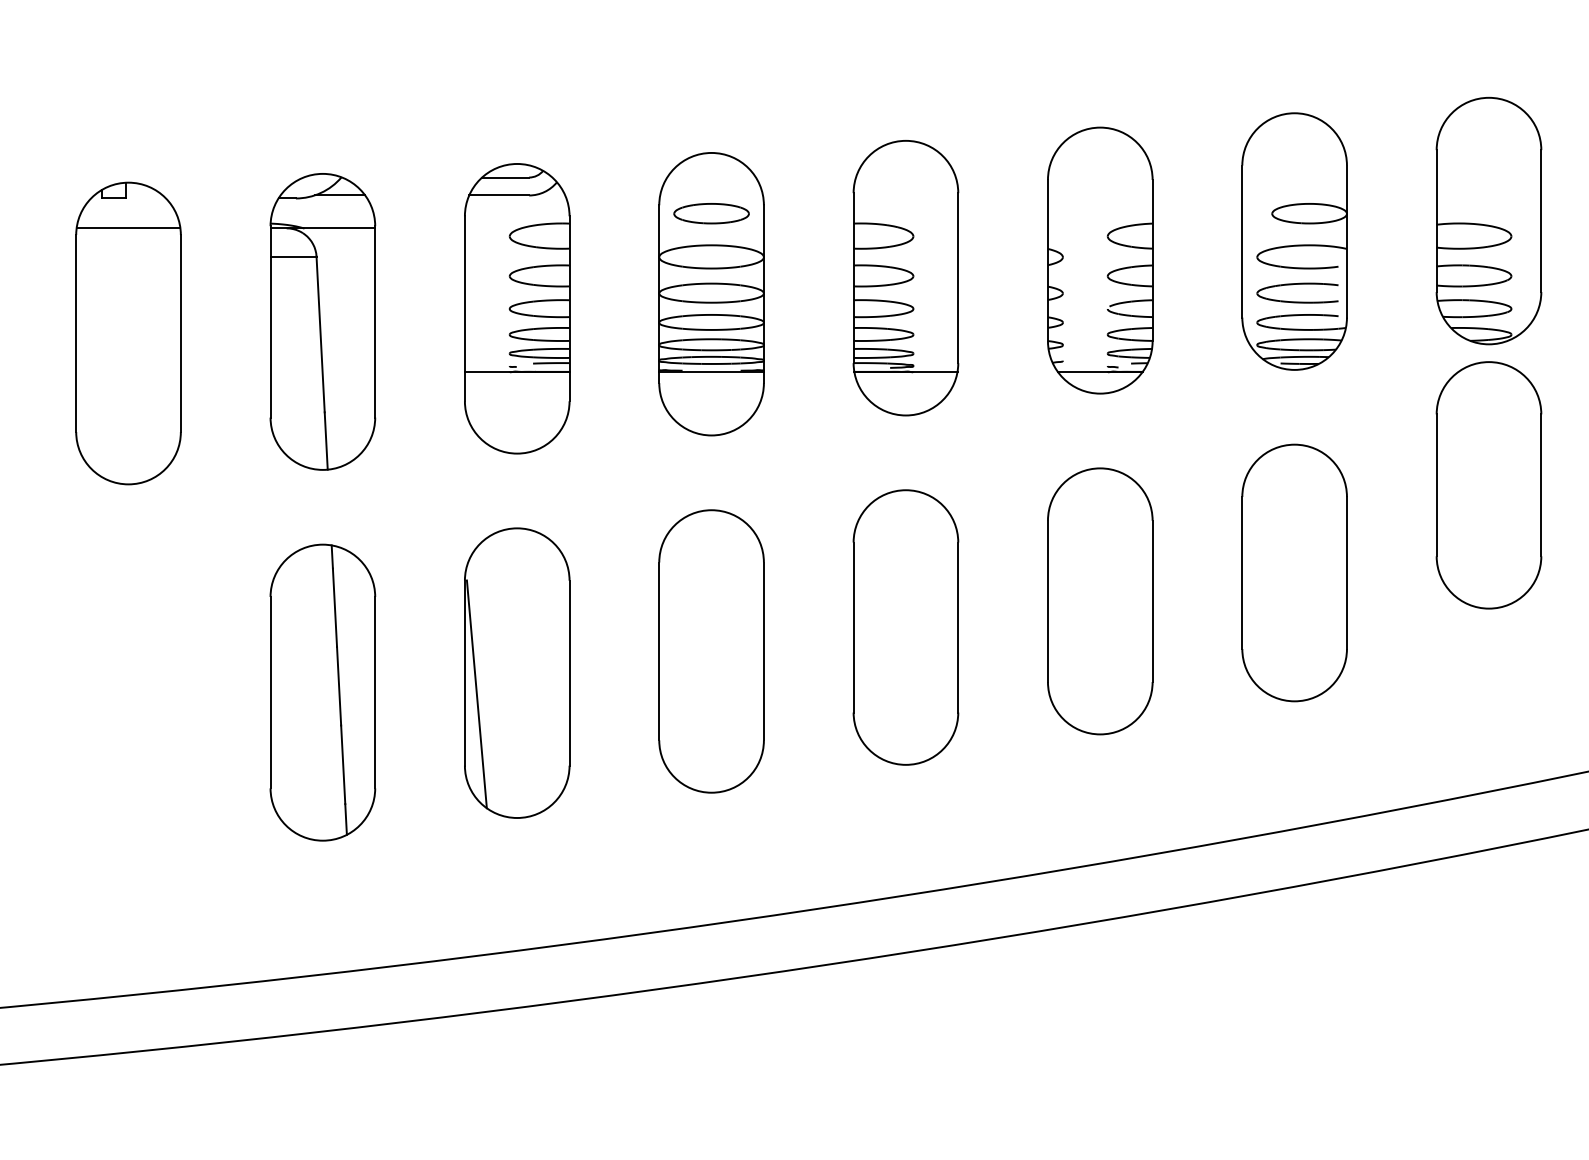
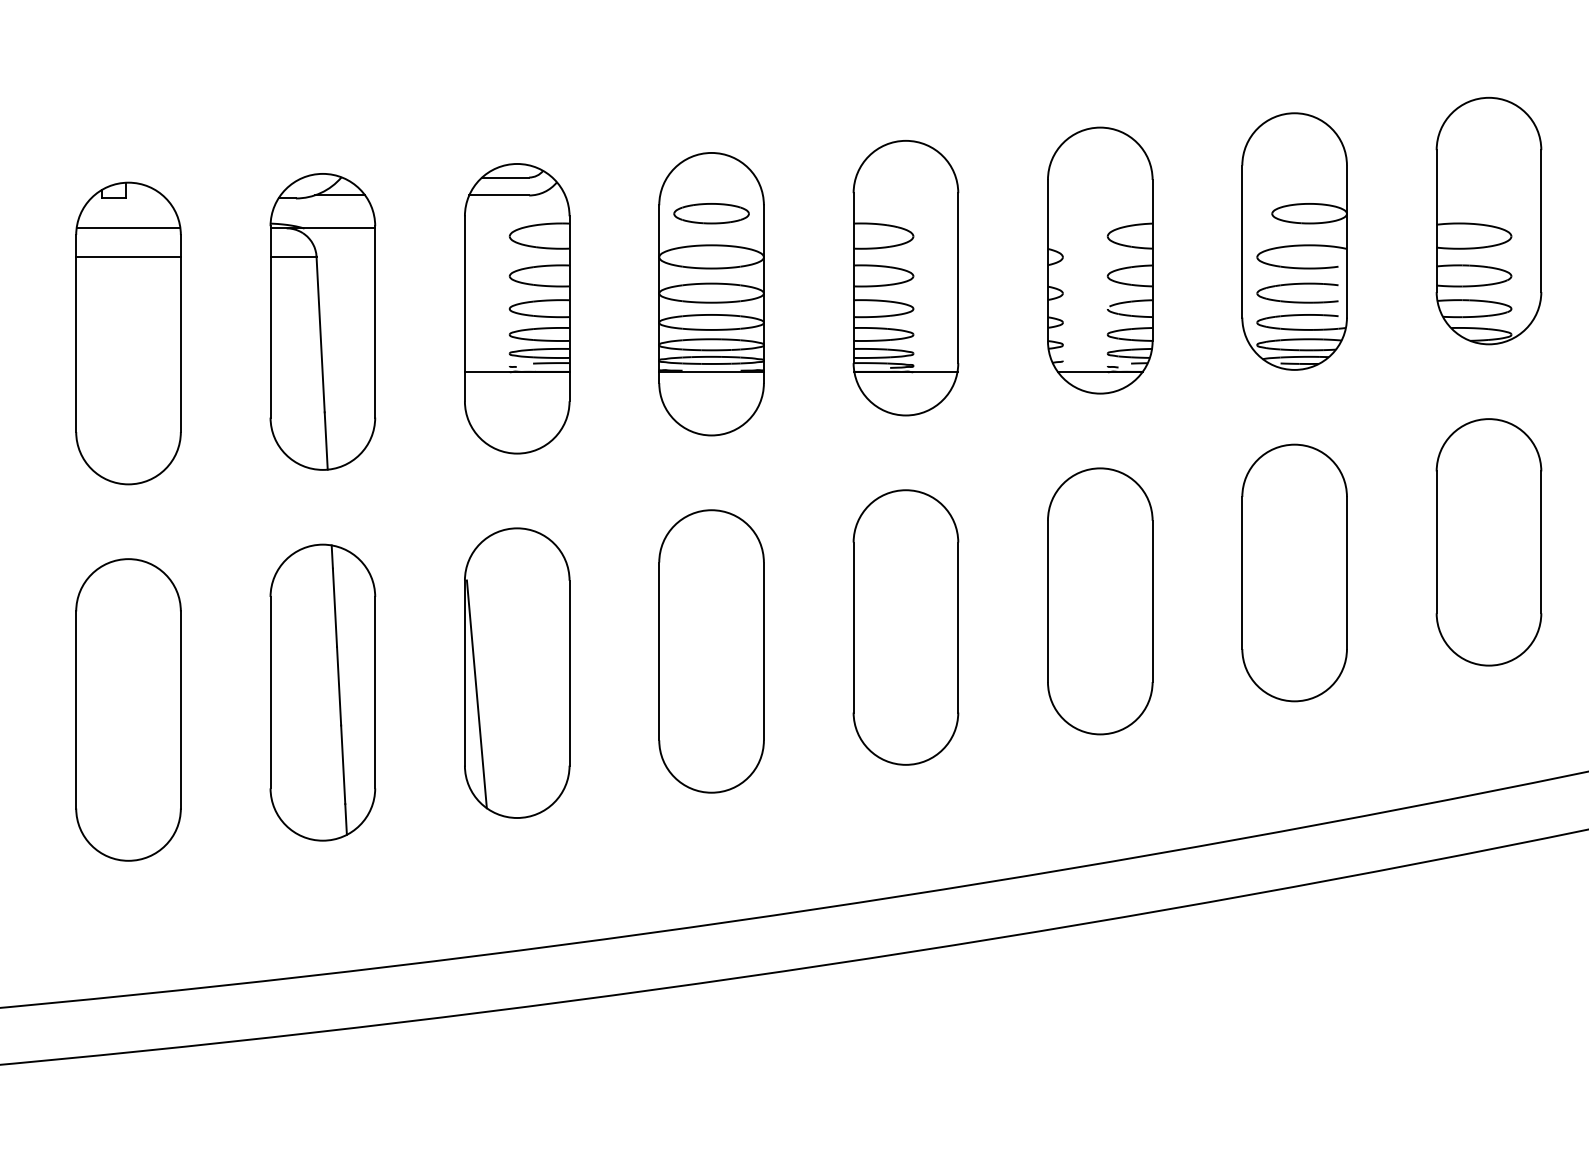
line: none -> present (128, 256)
part position: (1488, 485) -> (1488, 542) (1488, 542)
part: none -> present (128, 709)
